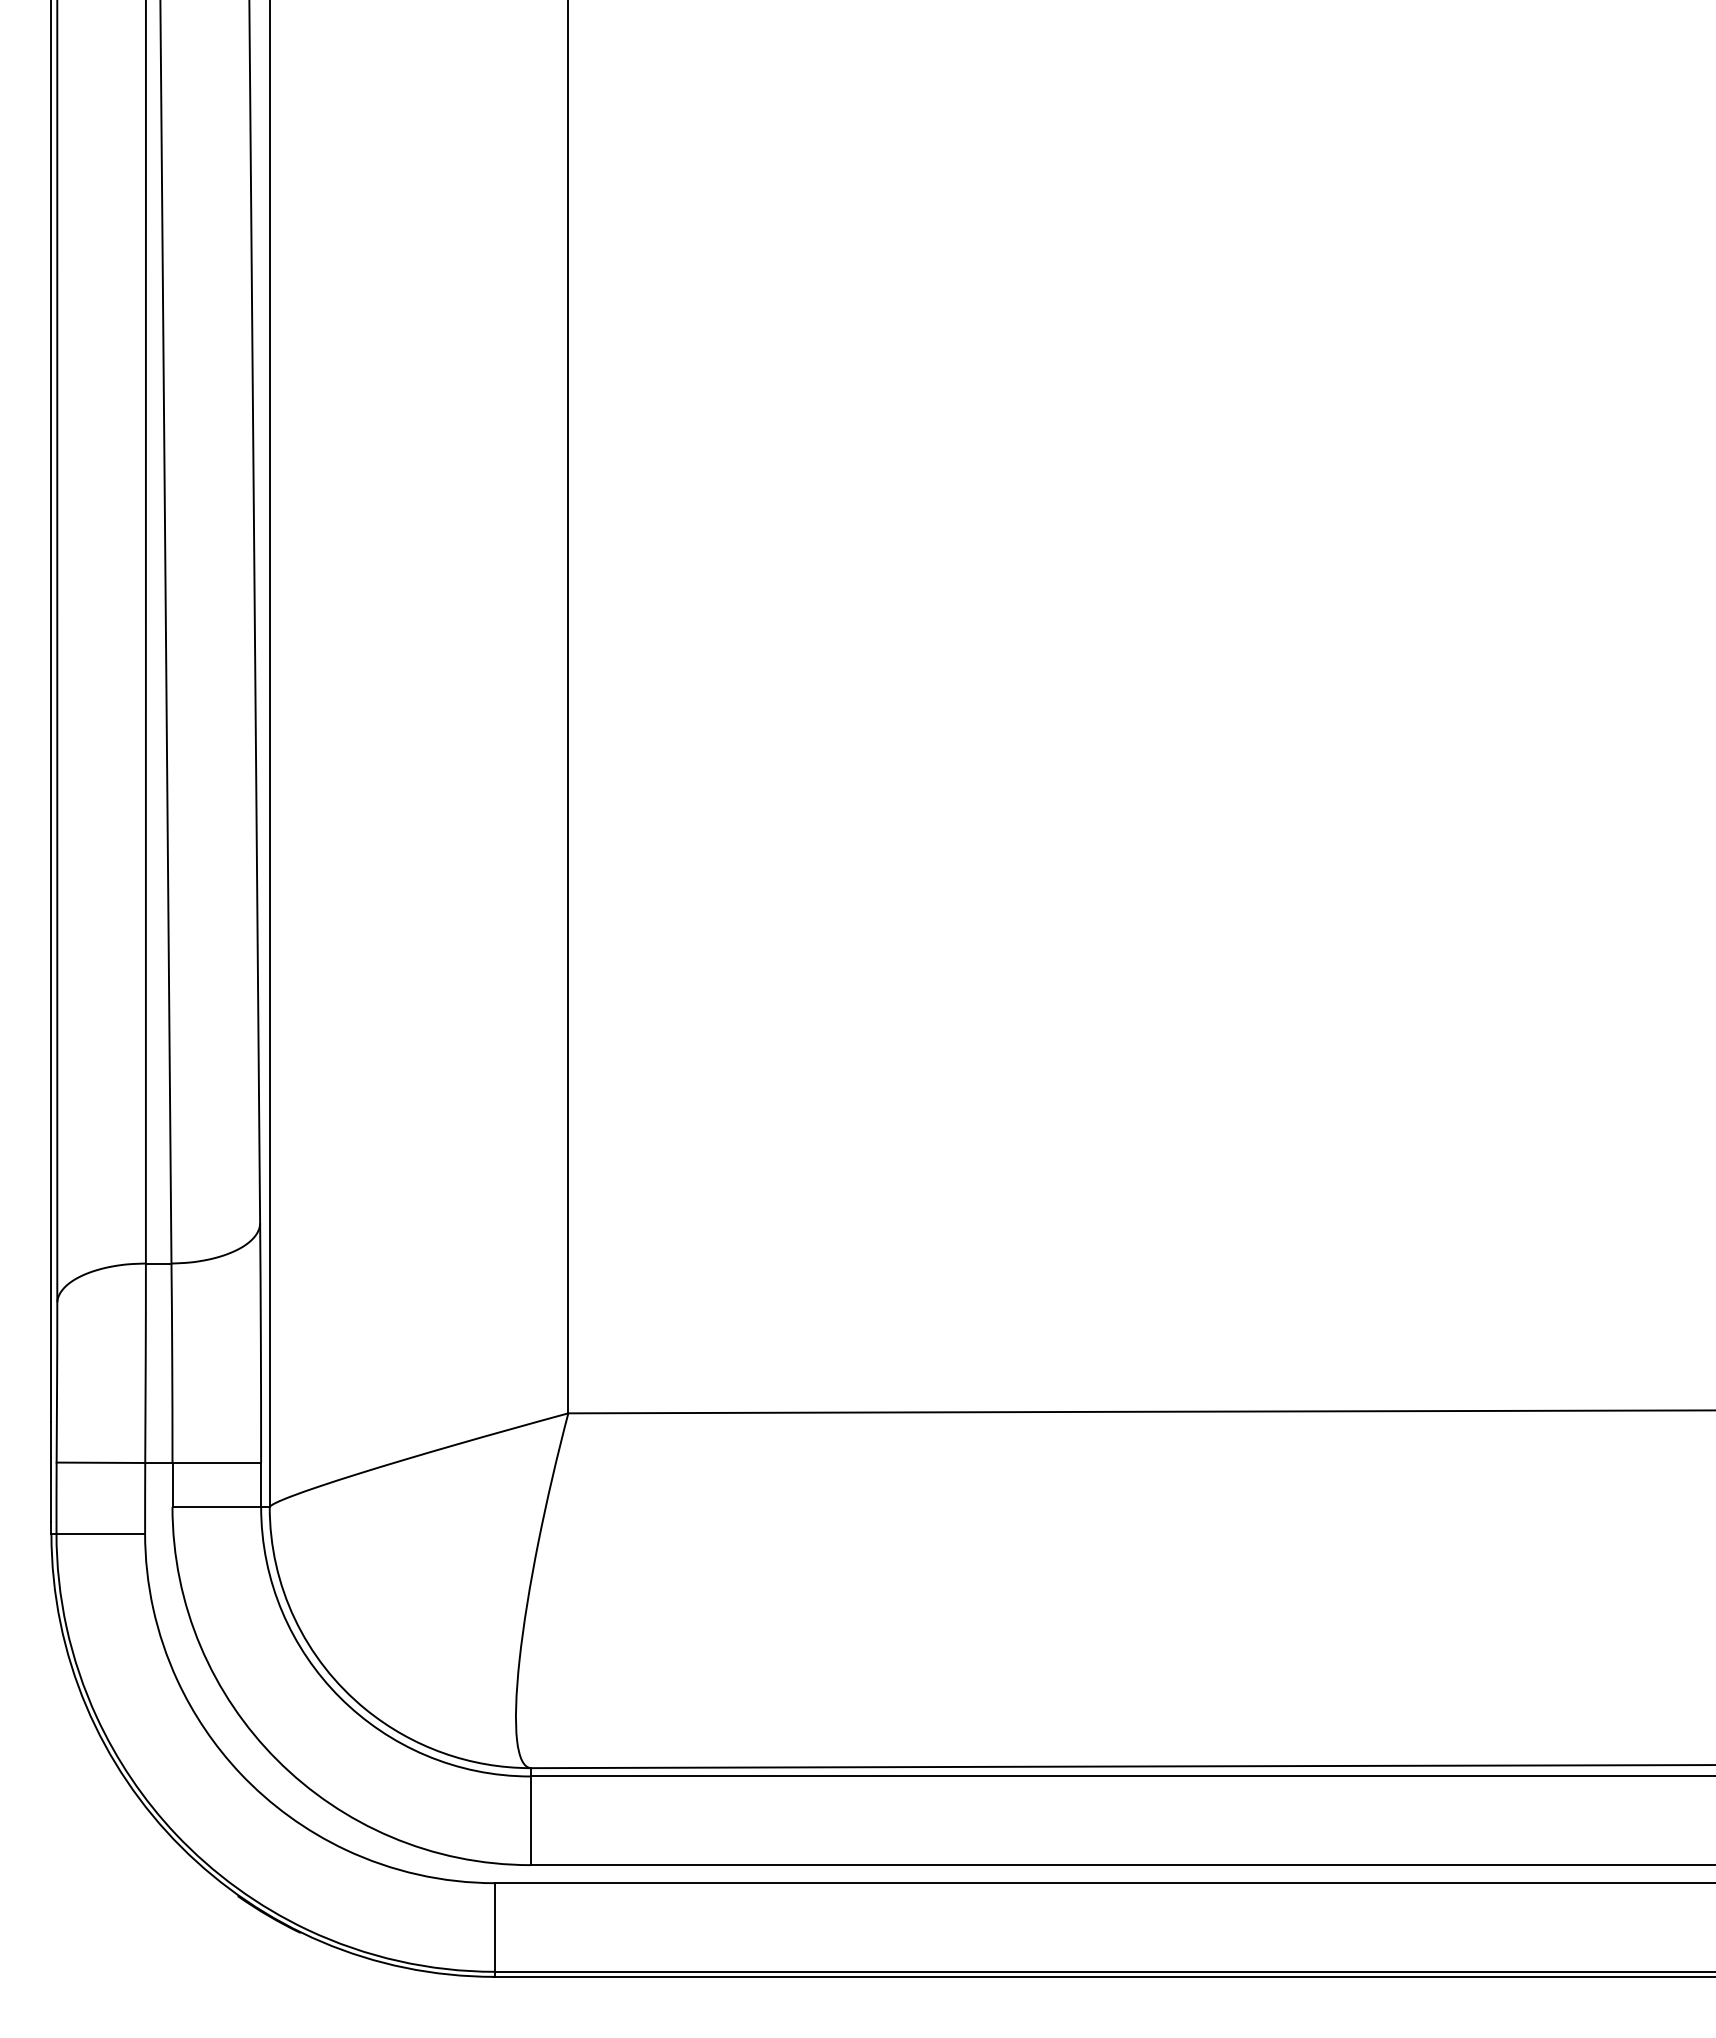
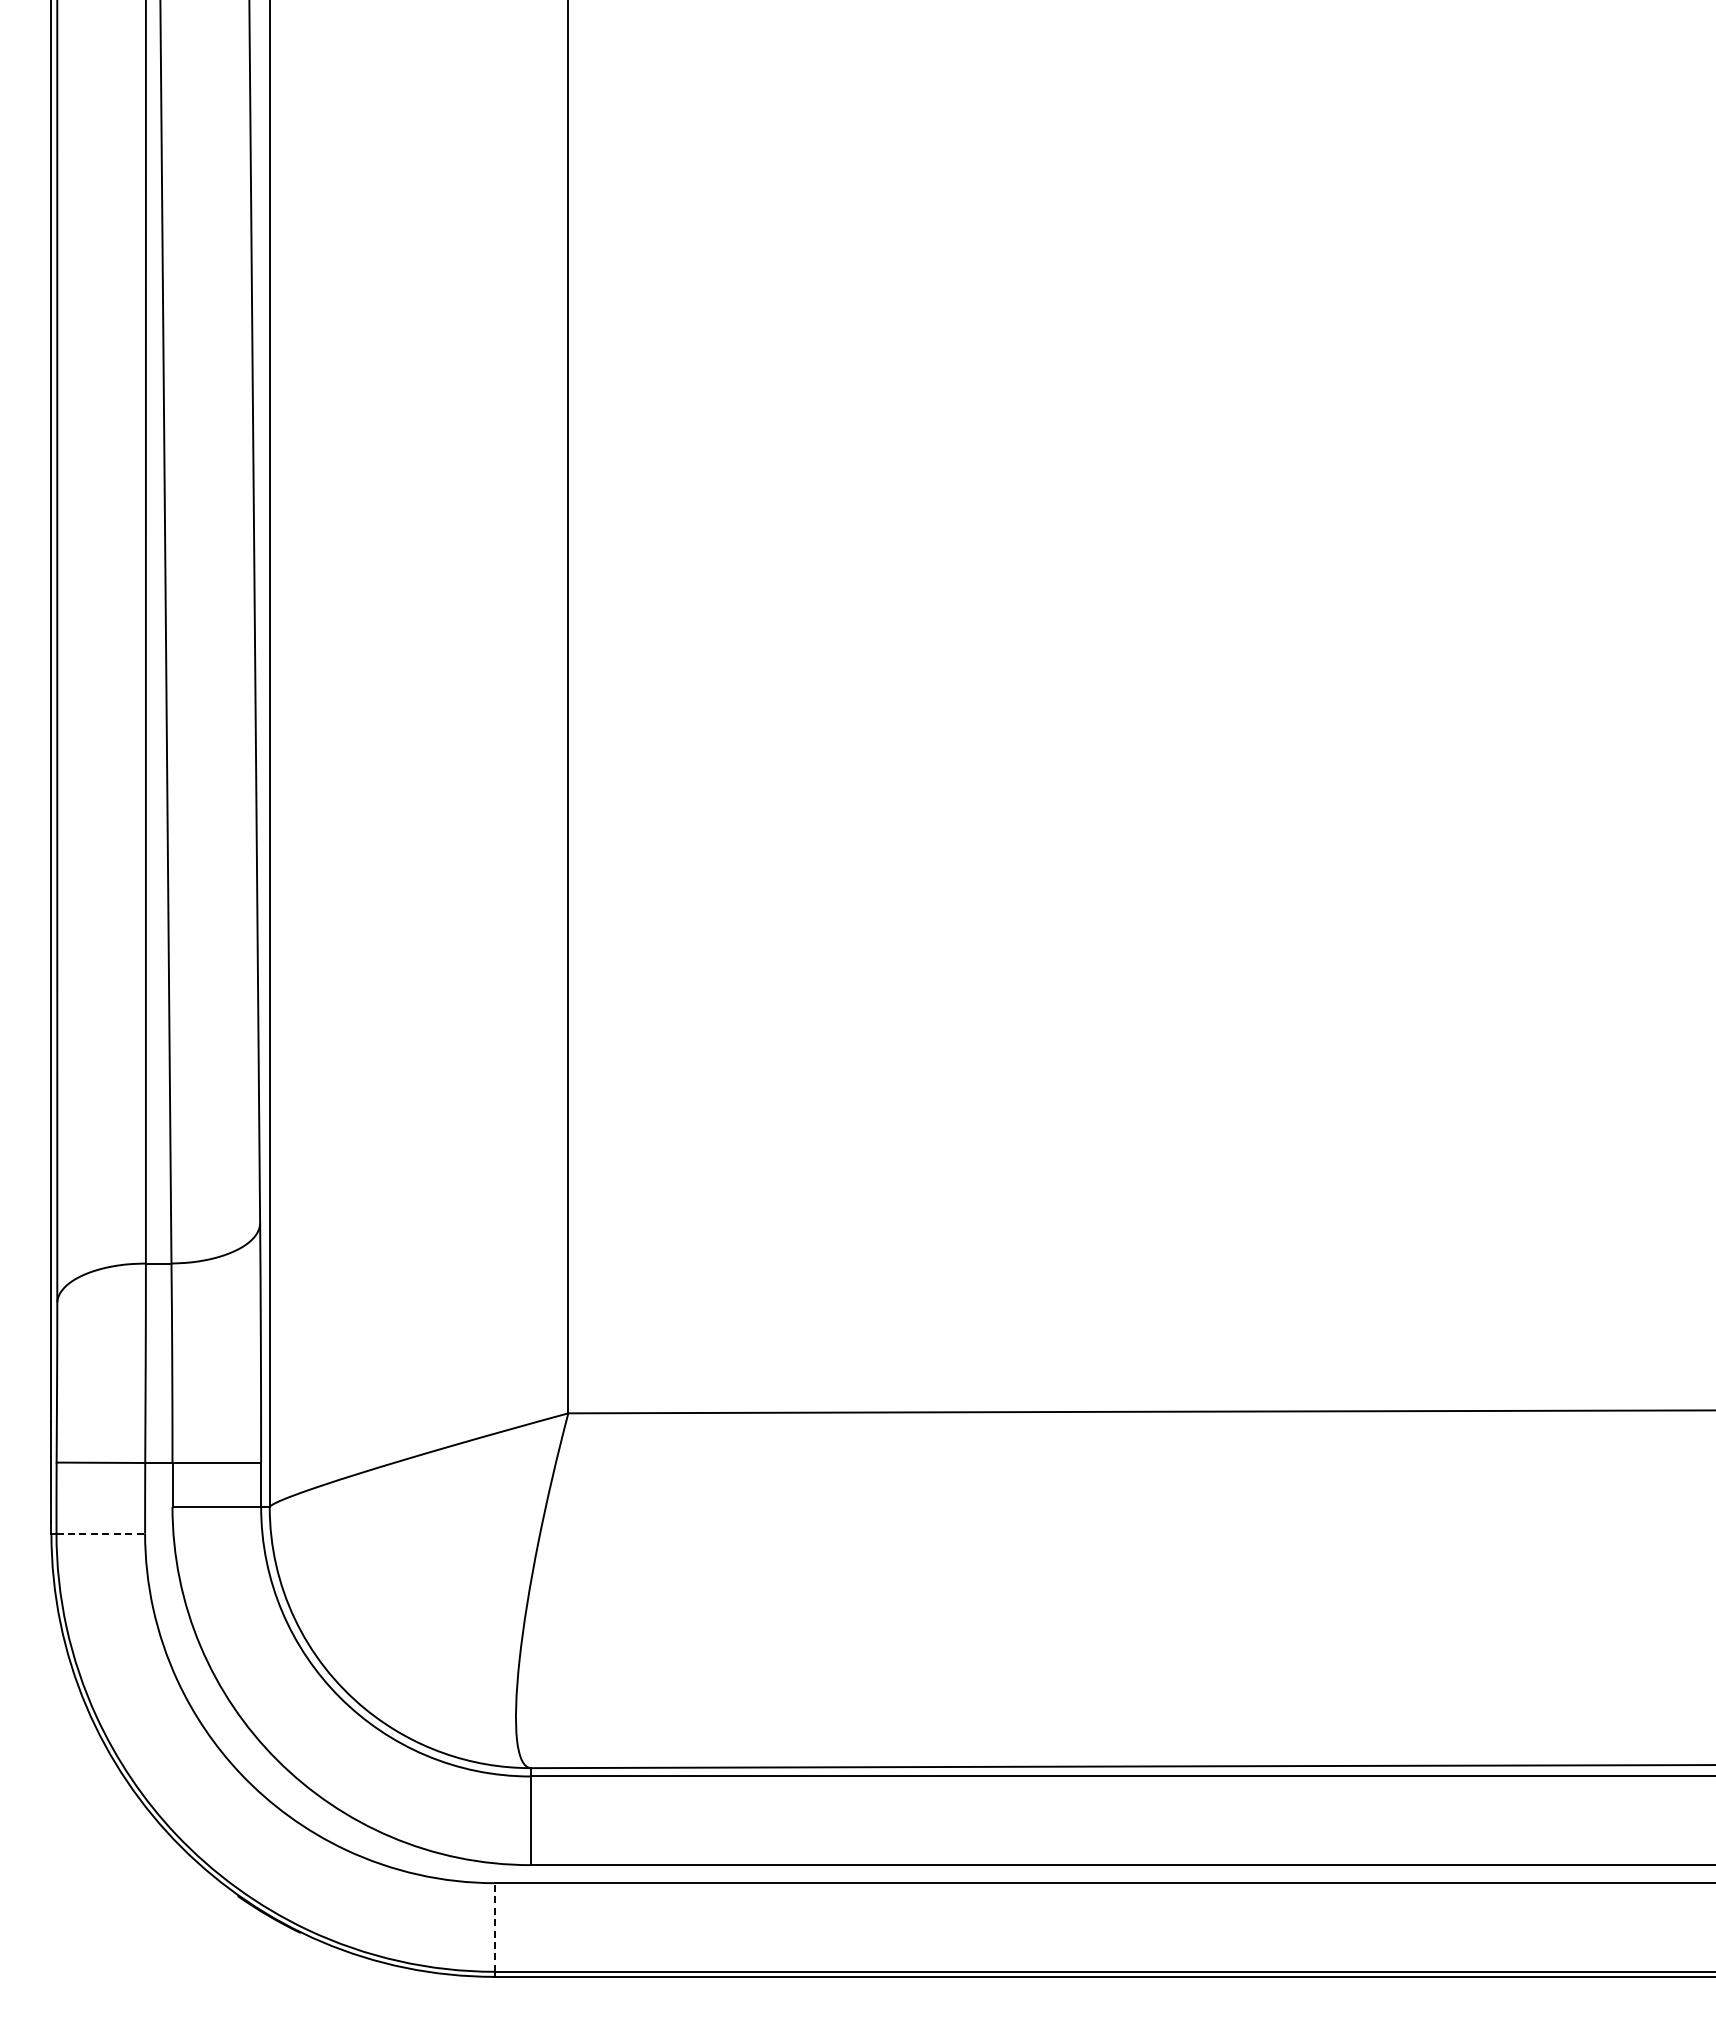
line: solid -> dashed (101, 1533)
line: solid -> dashed (494, 1926)
